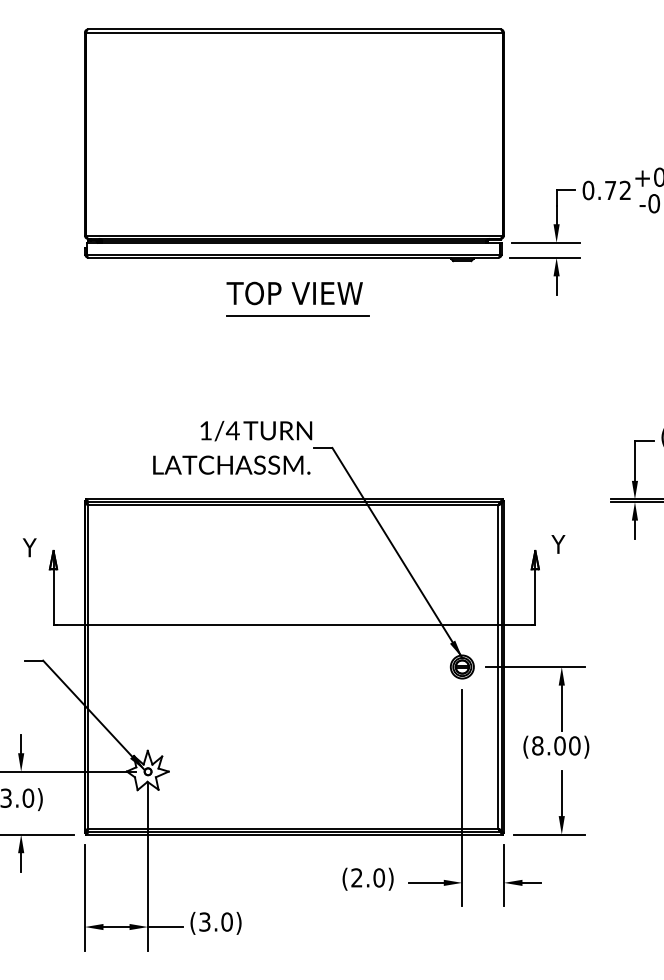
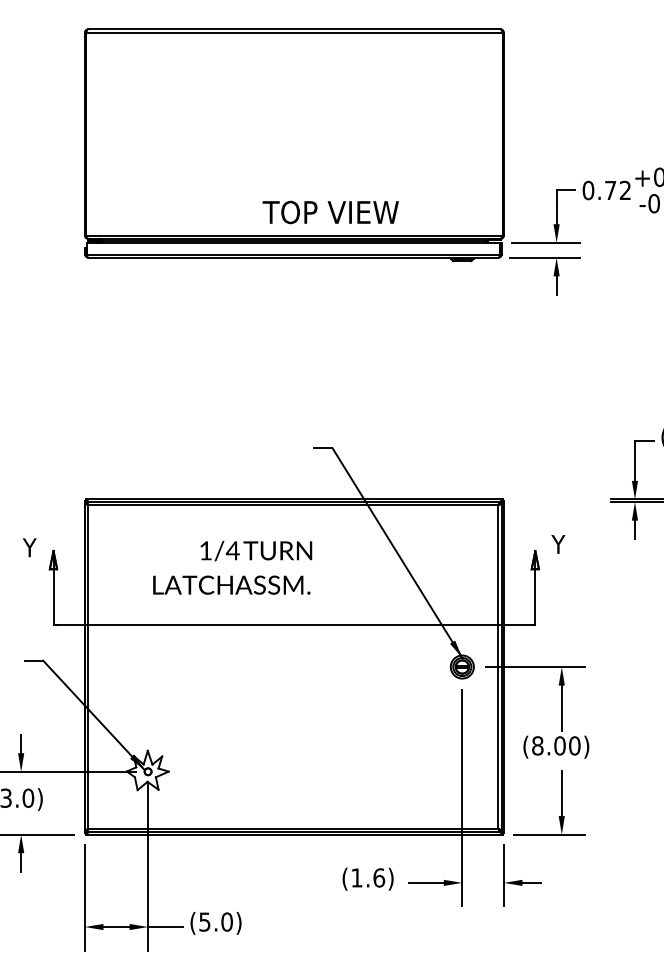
text position: (294, 293) -> (330, 212) (330, 212)
line: present -> none (297, 315)
text position: (232, 447) -> (232, 567) (232, 567)
text: (2.0) -> (1.6) (368, 877)
text: (3.0) -> (5.0) (204, 921)
